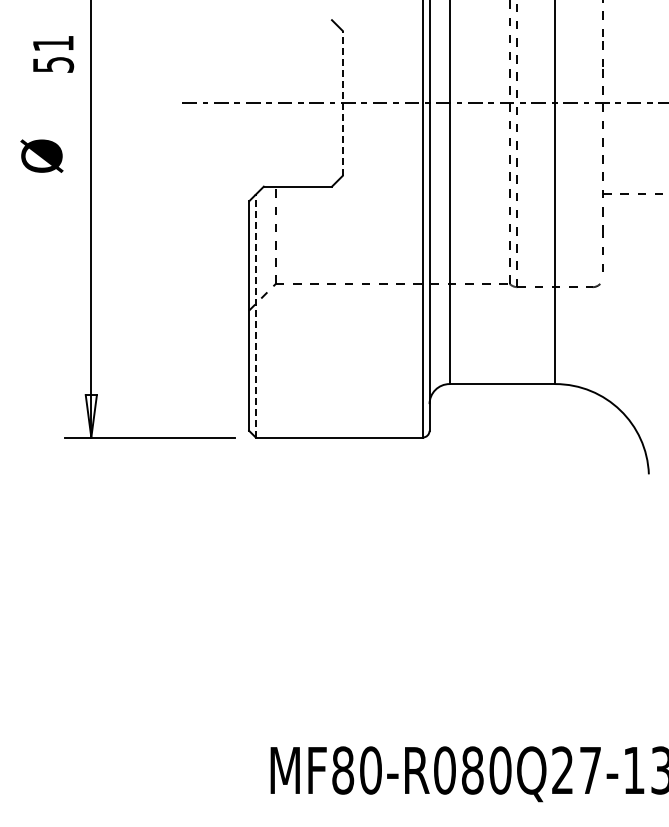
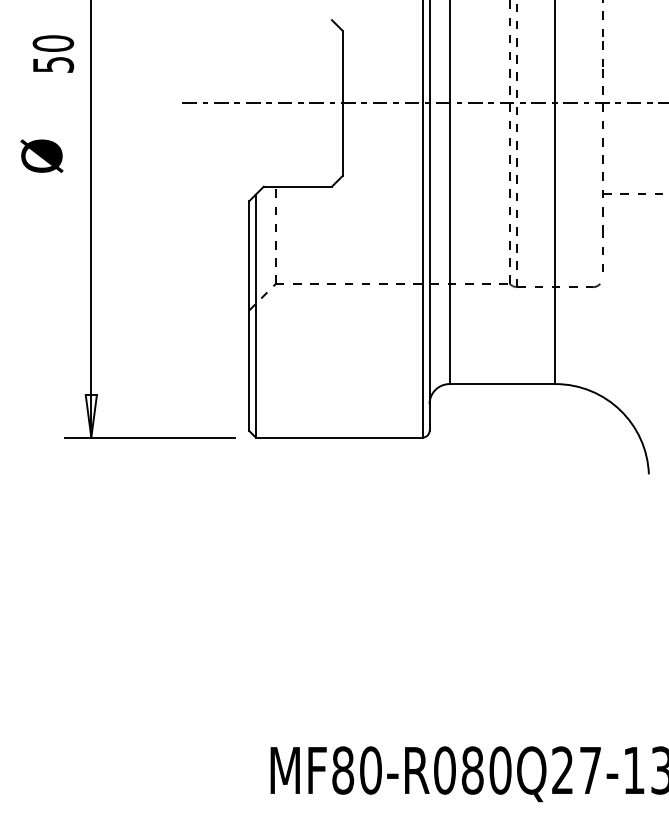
text: 51 -> 50 (53, 43)
line: dashed -> solid (342, 103)
line: dashed -> solid (255, 315)
